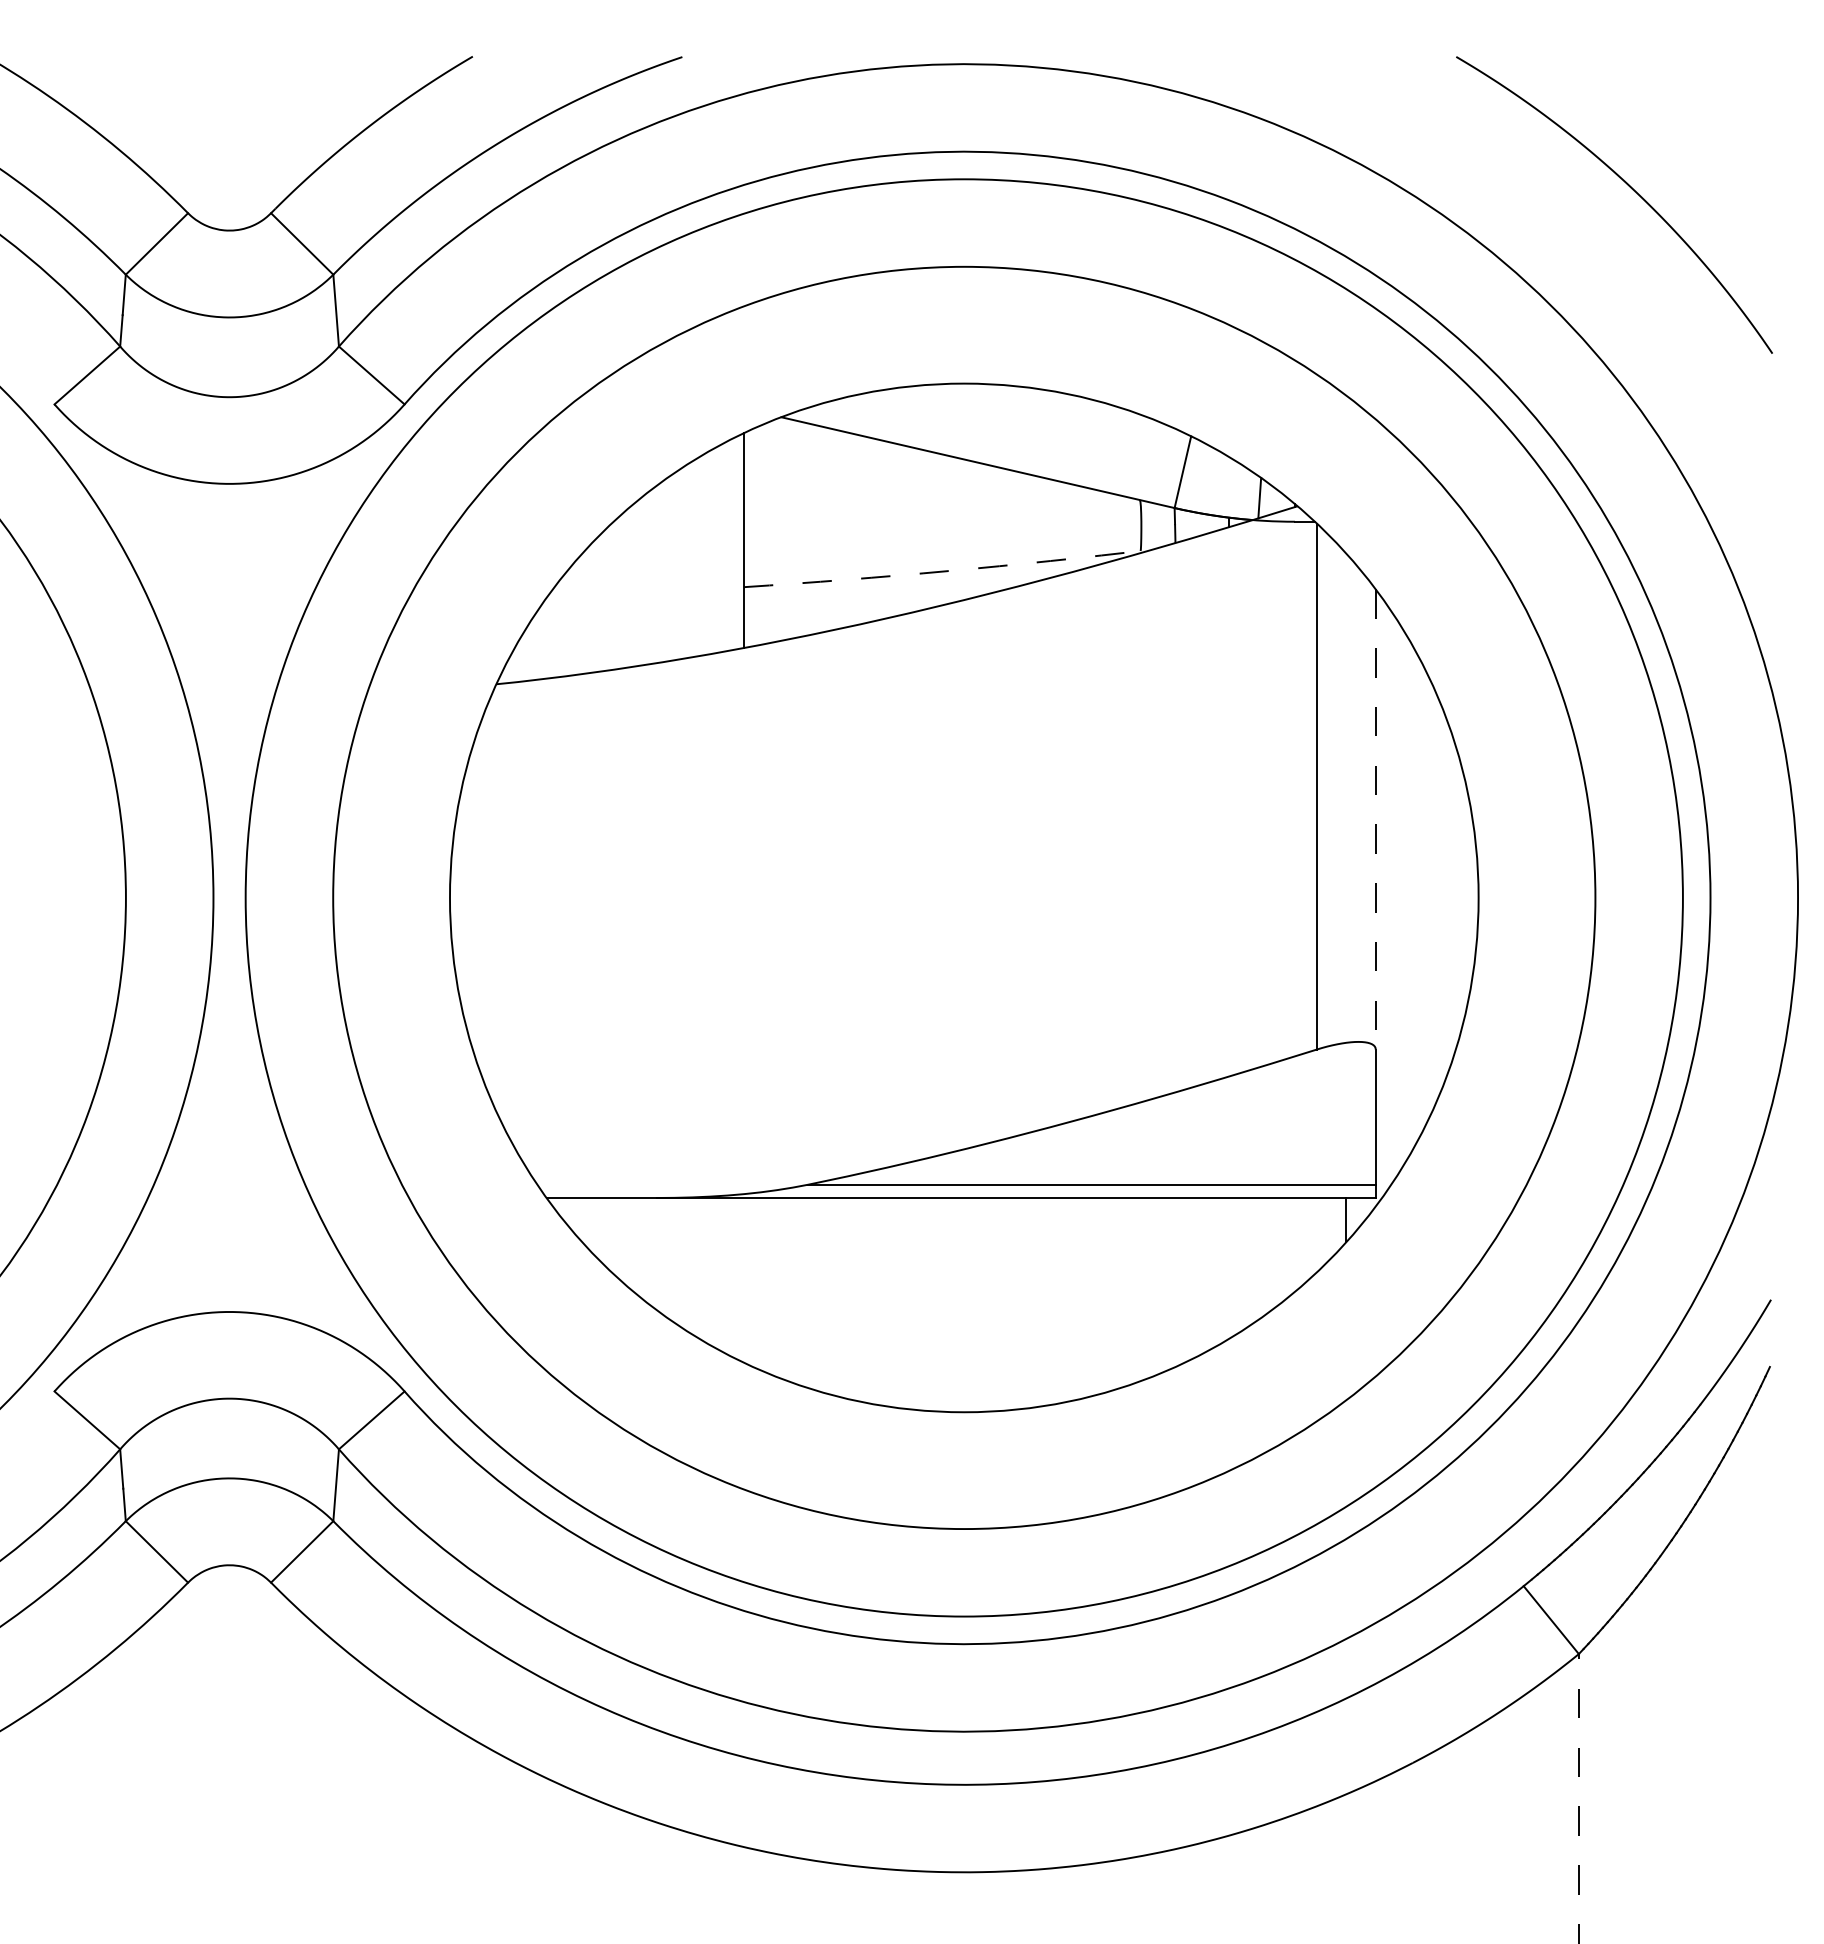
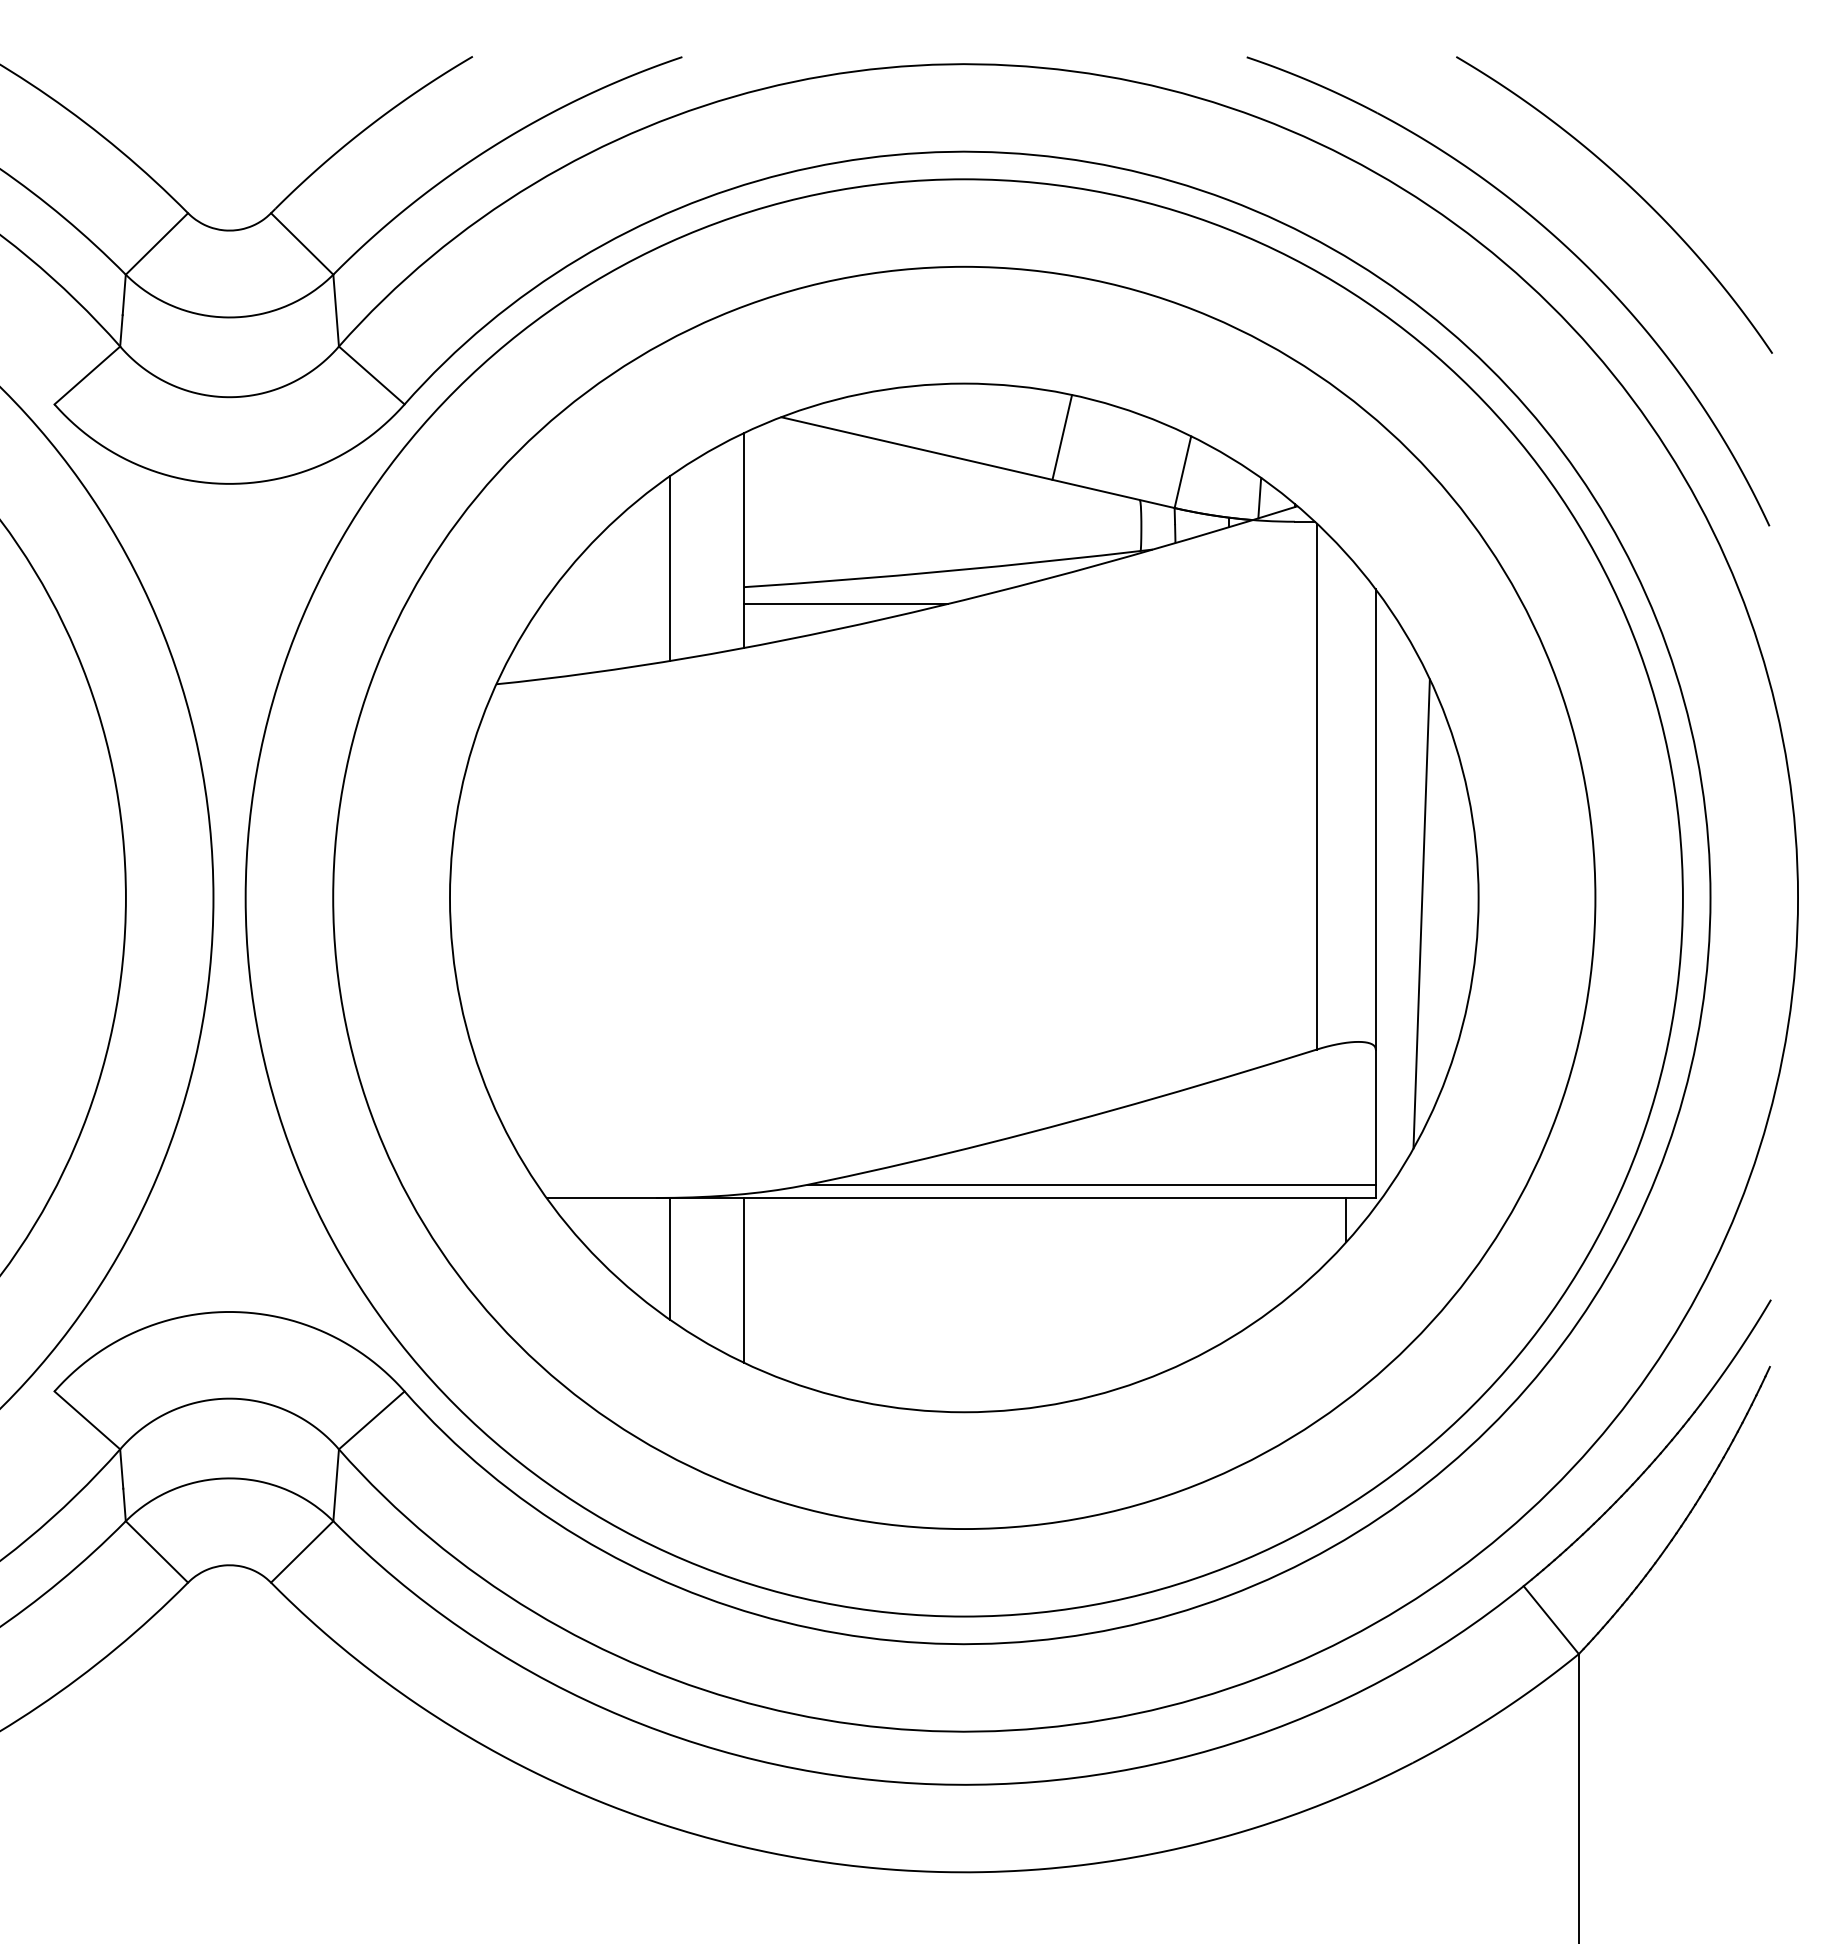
part: none -> present (1556, 239)
line: none -> present (1062, 437)
line: none -> present (670, 567)
arc: dashed -> solid (948, 571)
line: none -> present (845, 604)
line: dashed -> solid (1375, 819)
line: none -> present (1421, 913)
line: none -> present (670, 1258)
line: none -> present (743, 1280)
line: dashed -> solid (1578, 1798)
